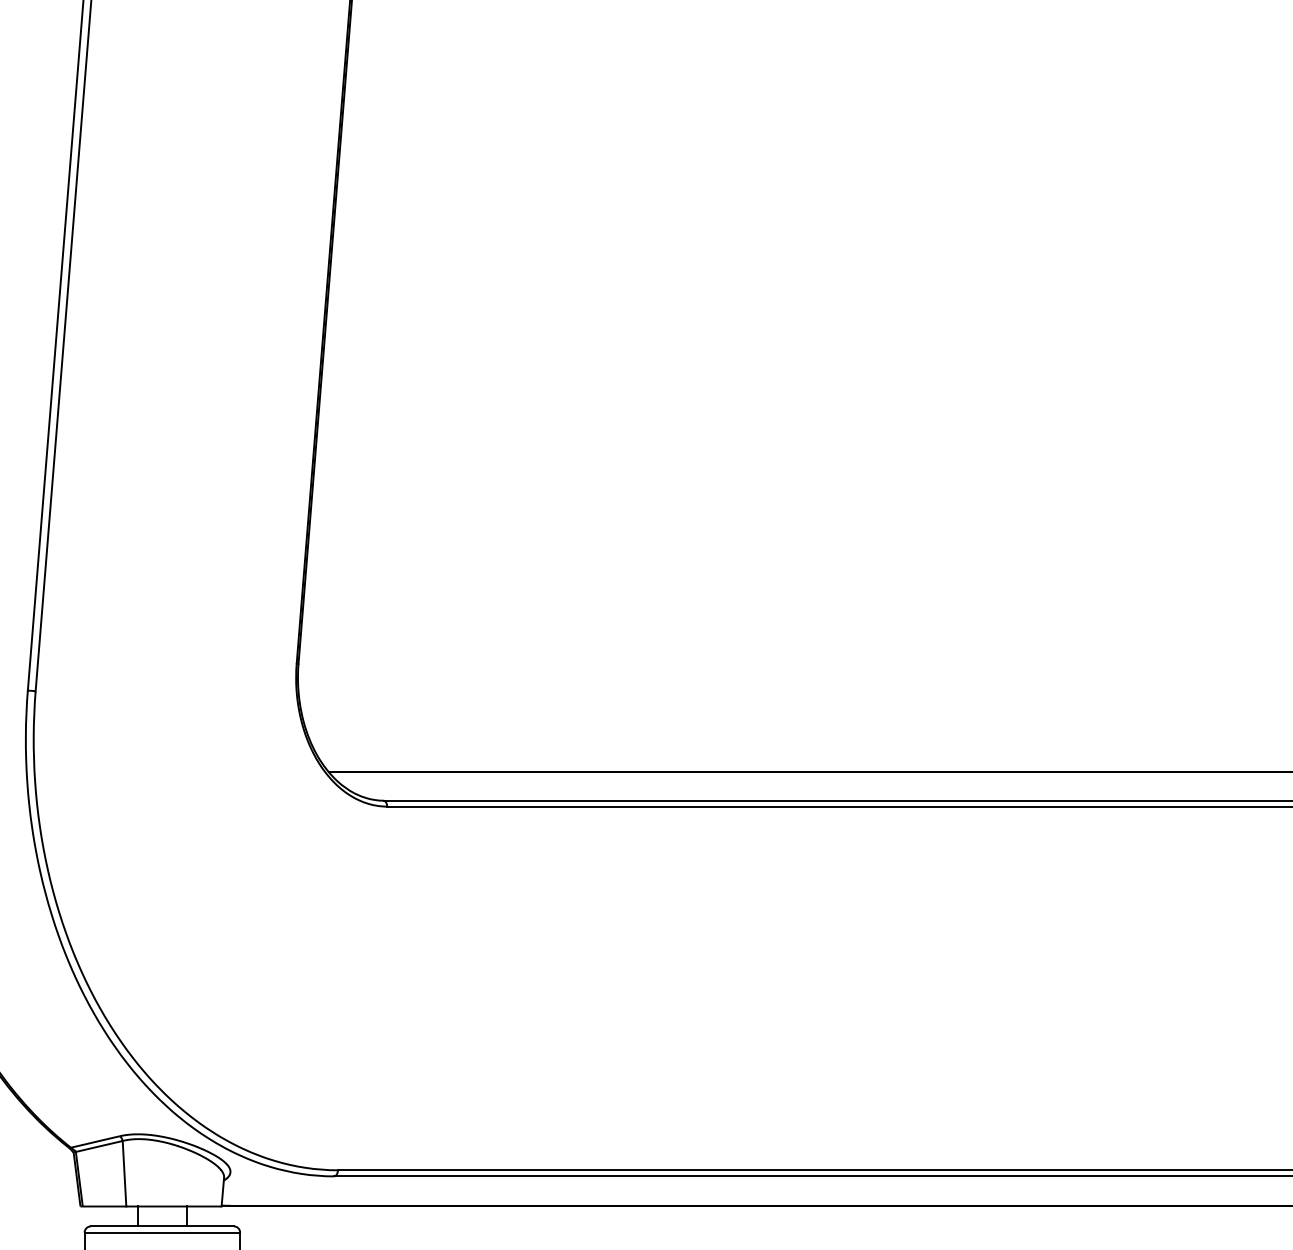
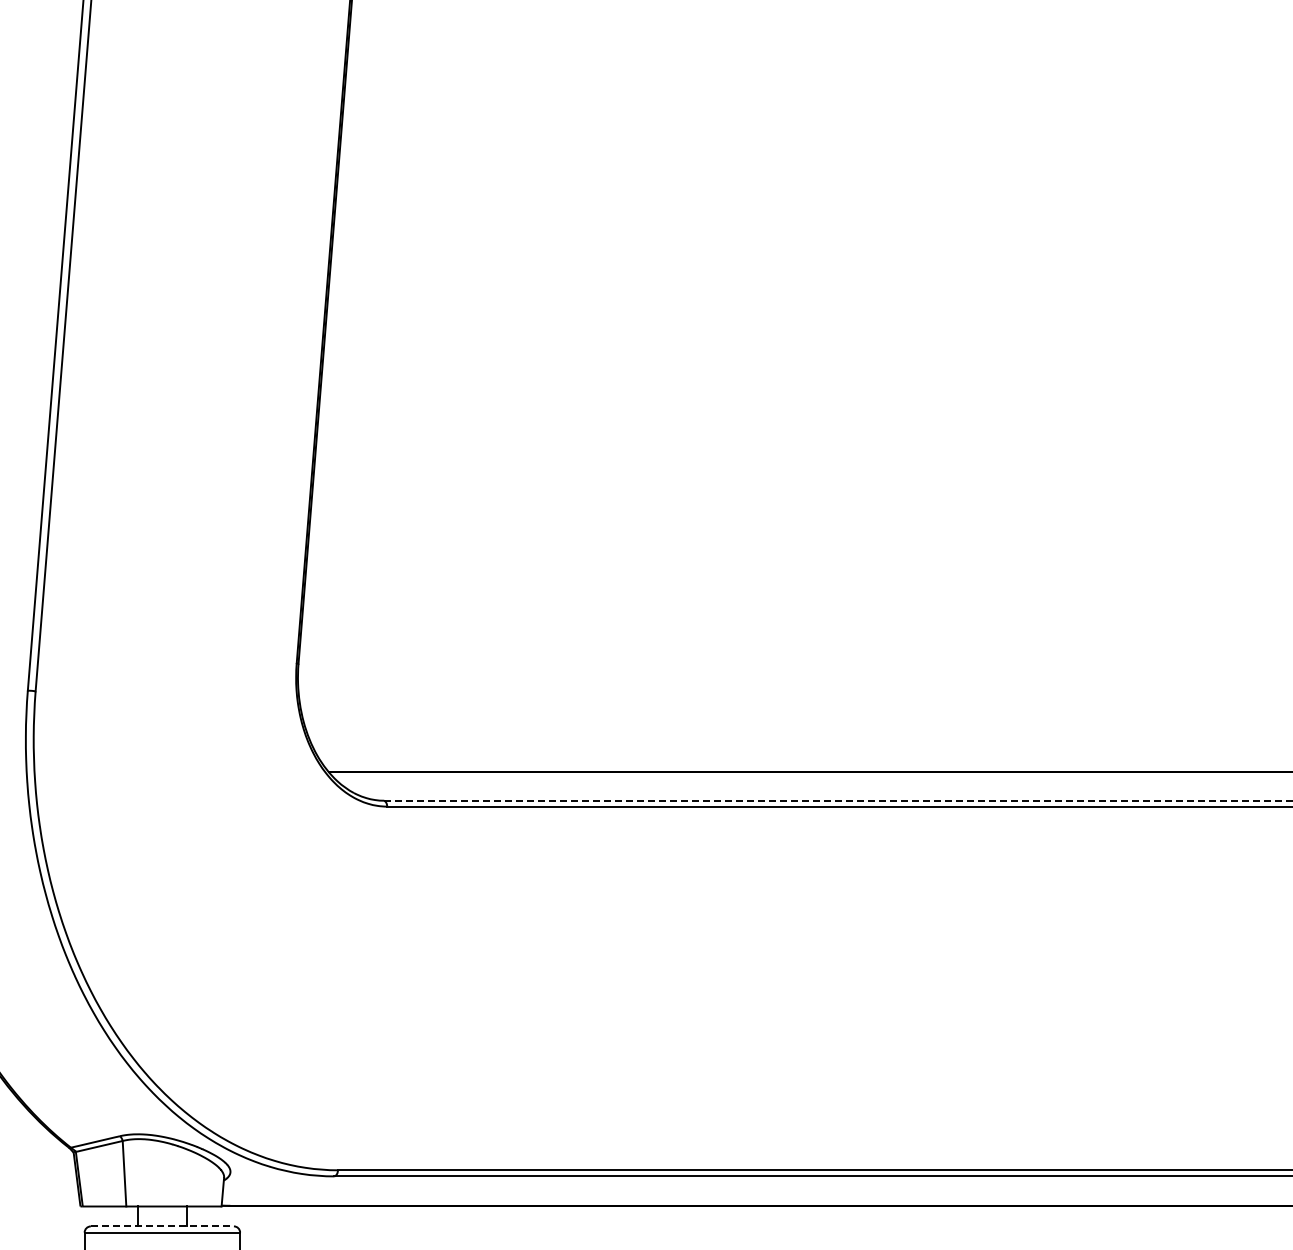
line: solid -> dashed (839, 800)
line: solid -> dashed (162, 1226)
